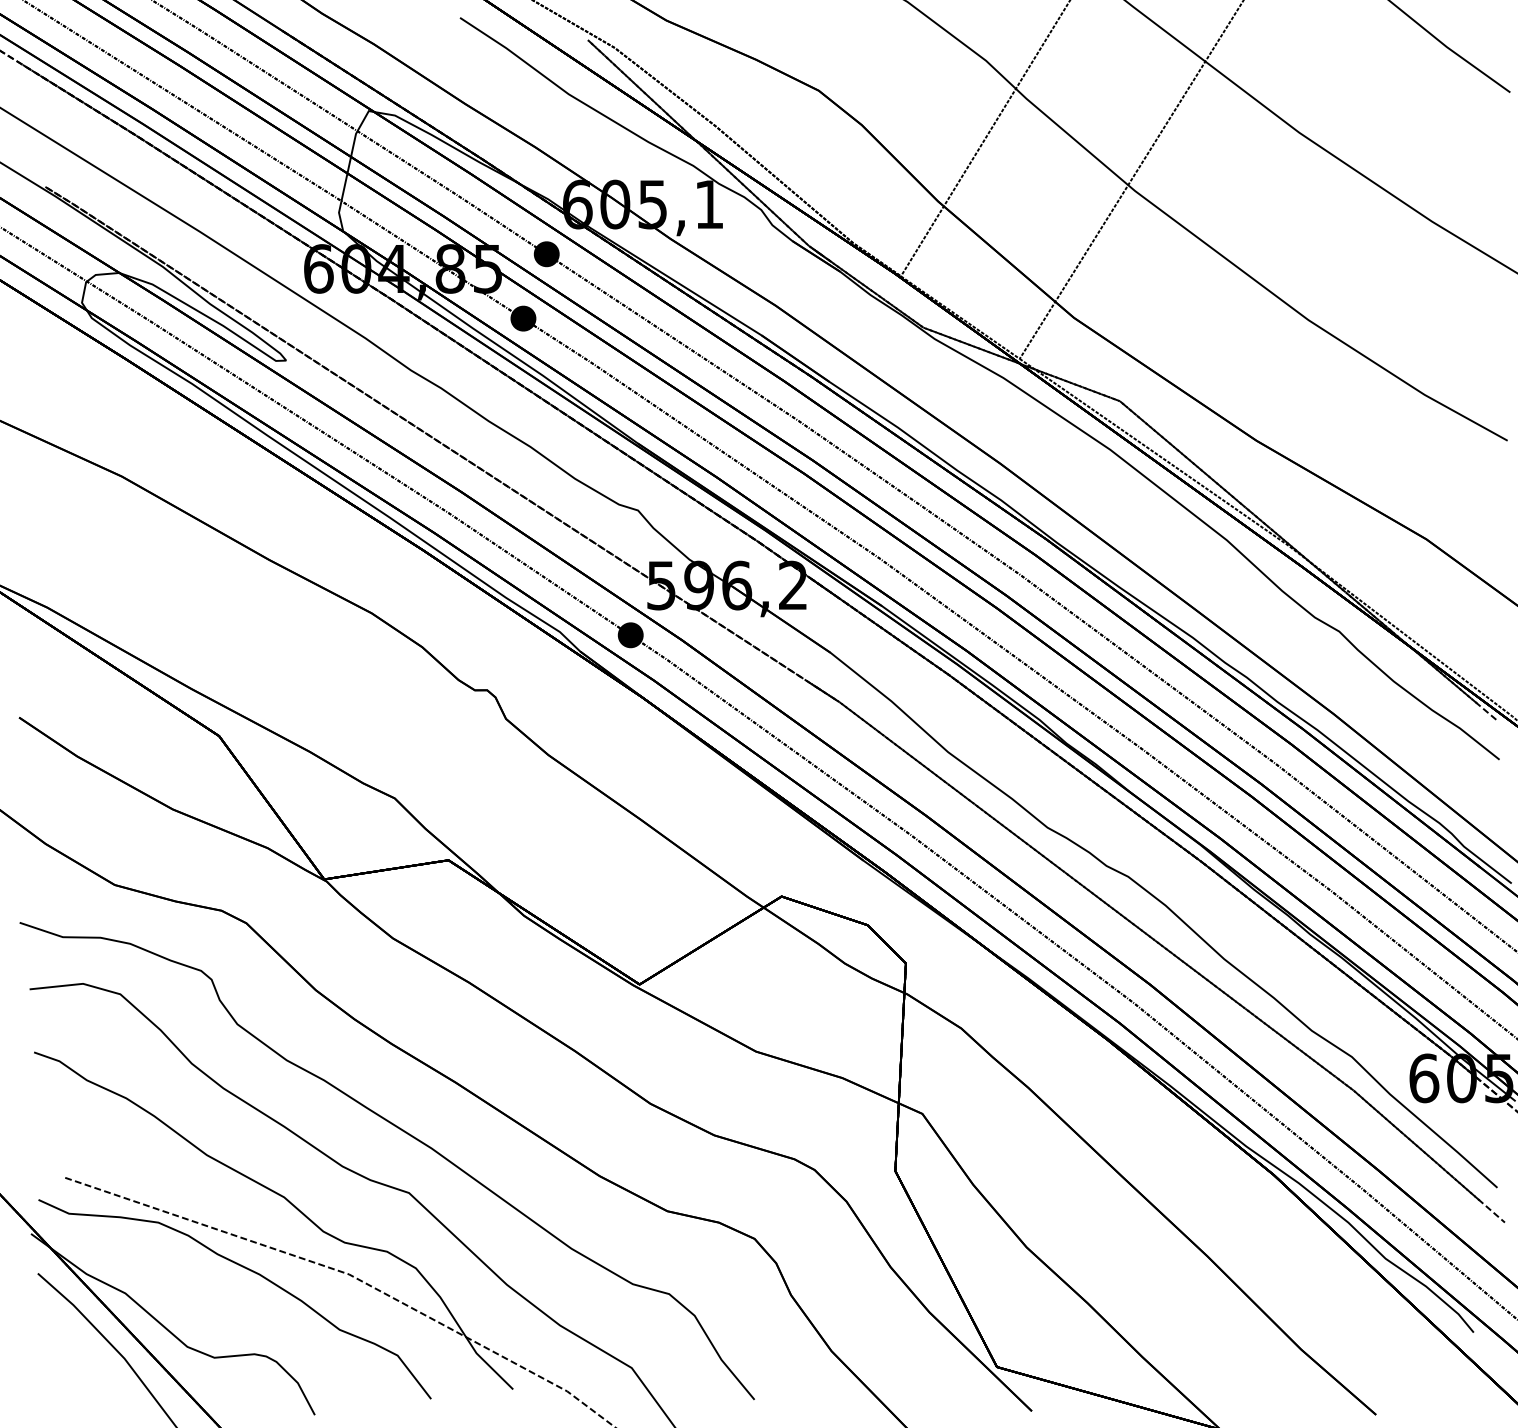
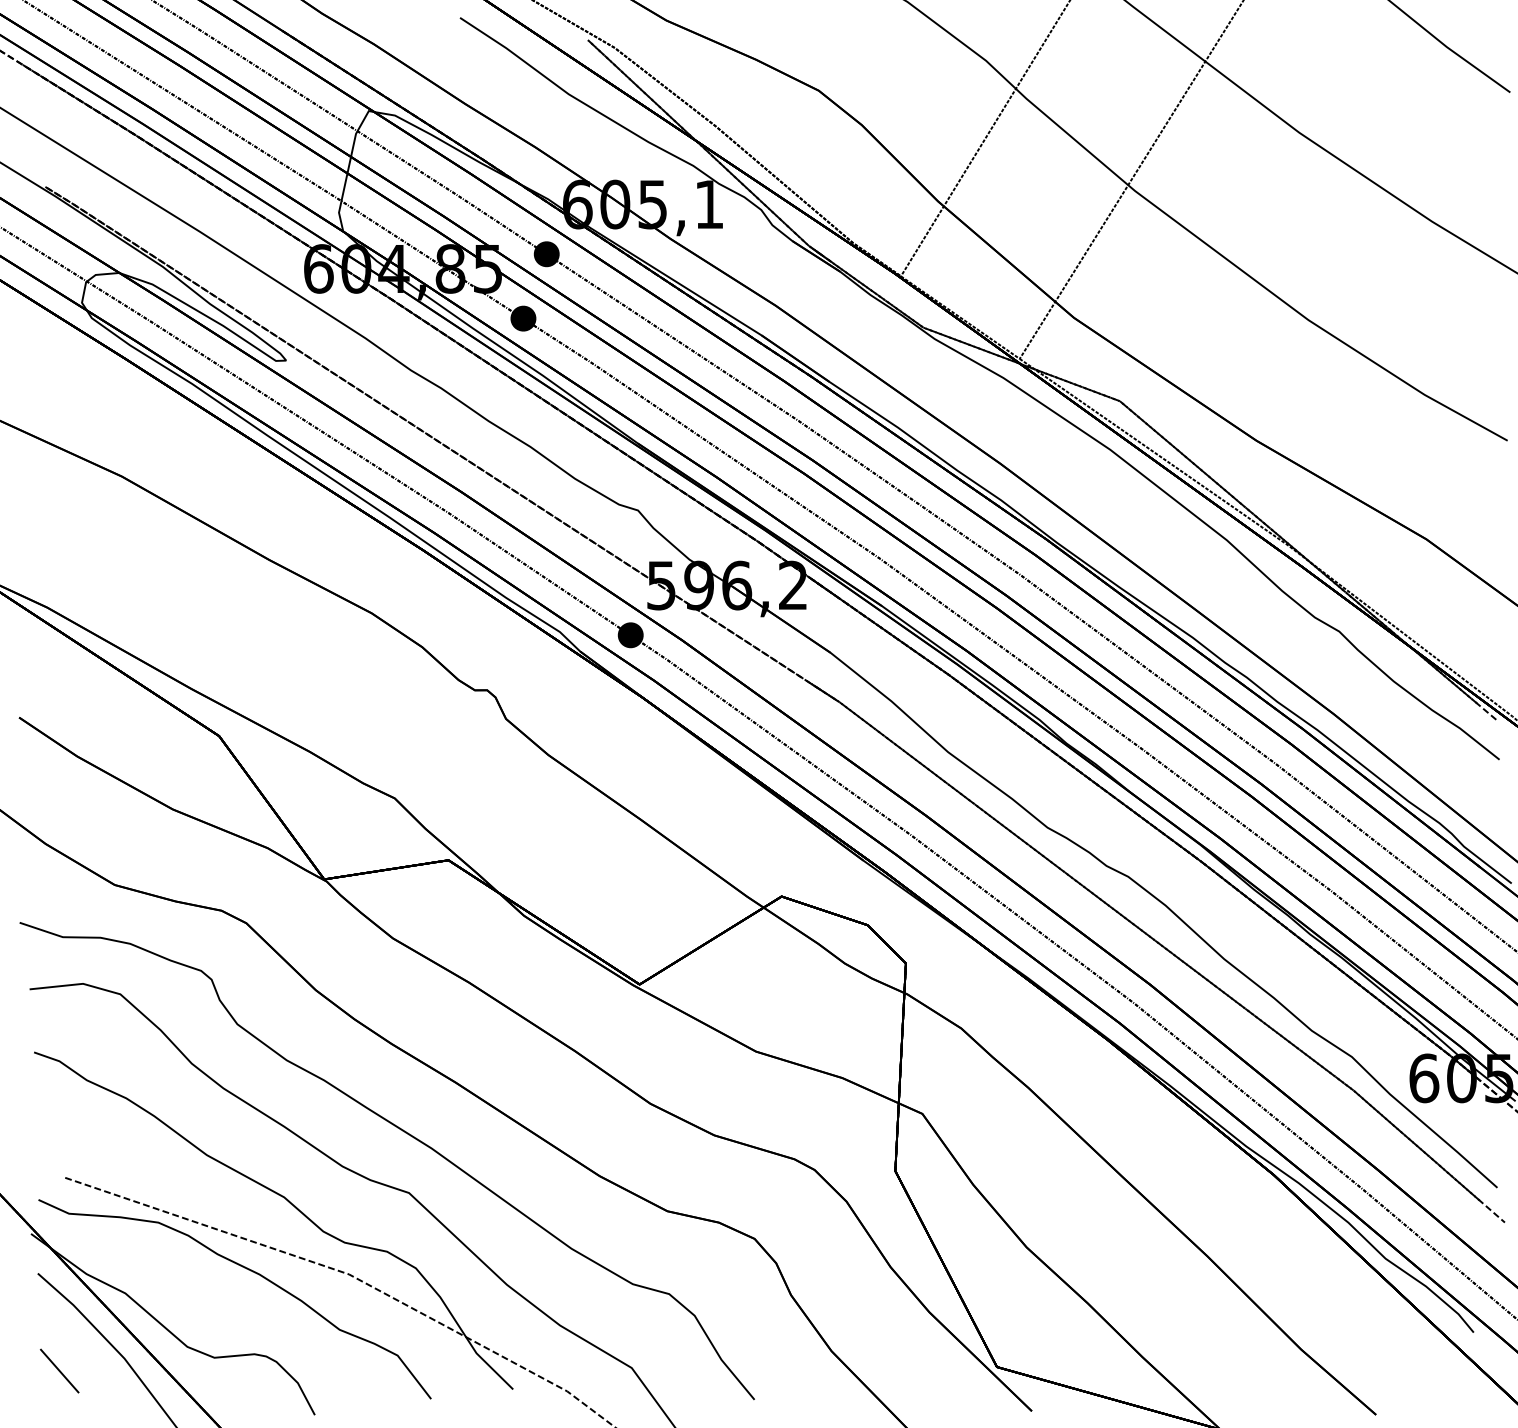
line: none -> present (59, 1370)
